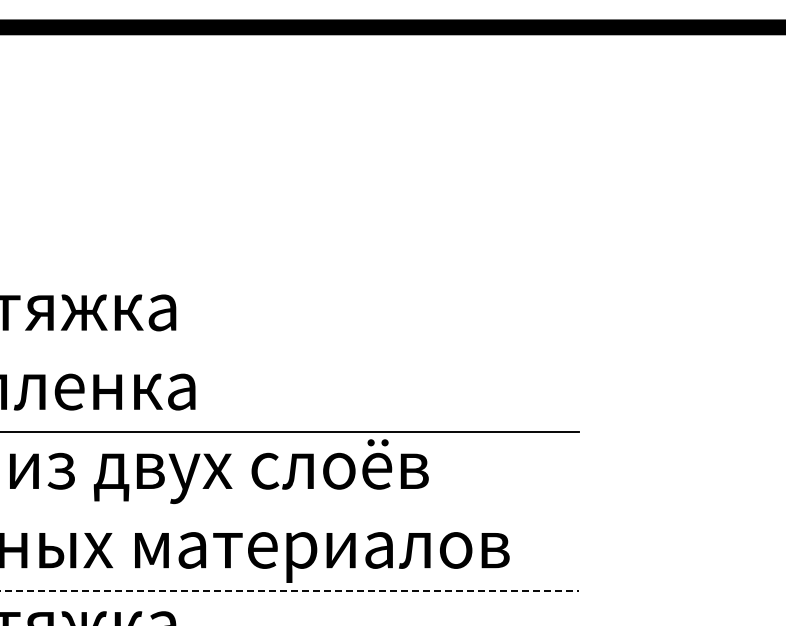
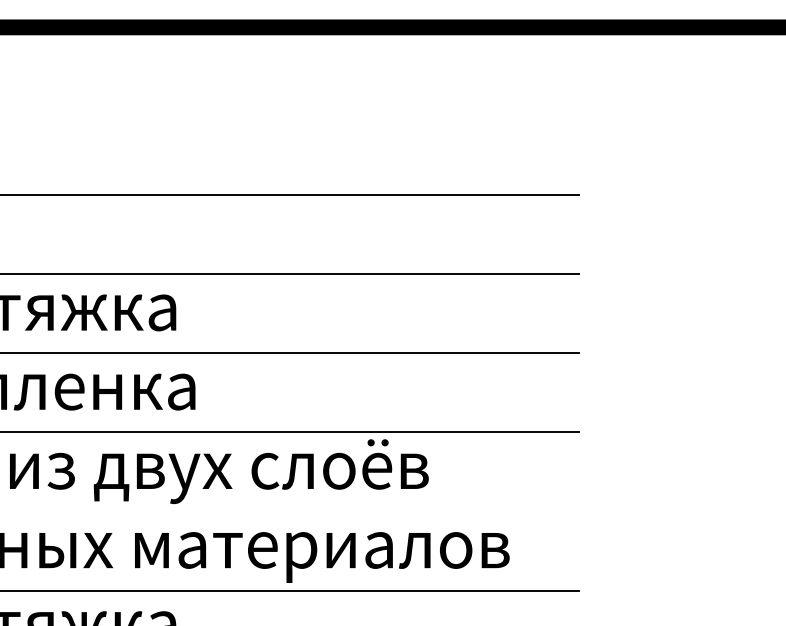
line: none -> present (290, 194)
line: none -> present (290, 274)
line: none -> present (290, 353)
line: dashed -> solid (289, 590)
